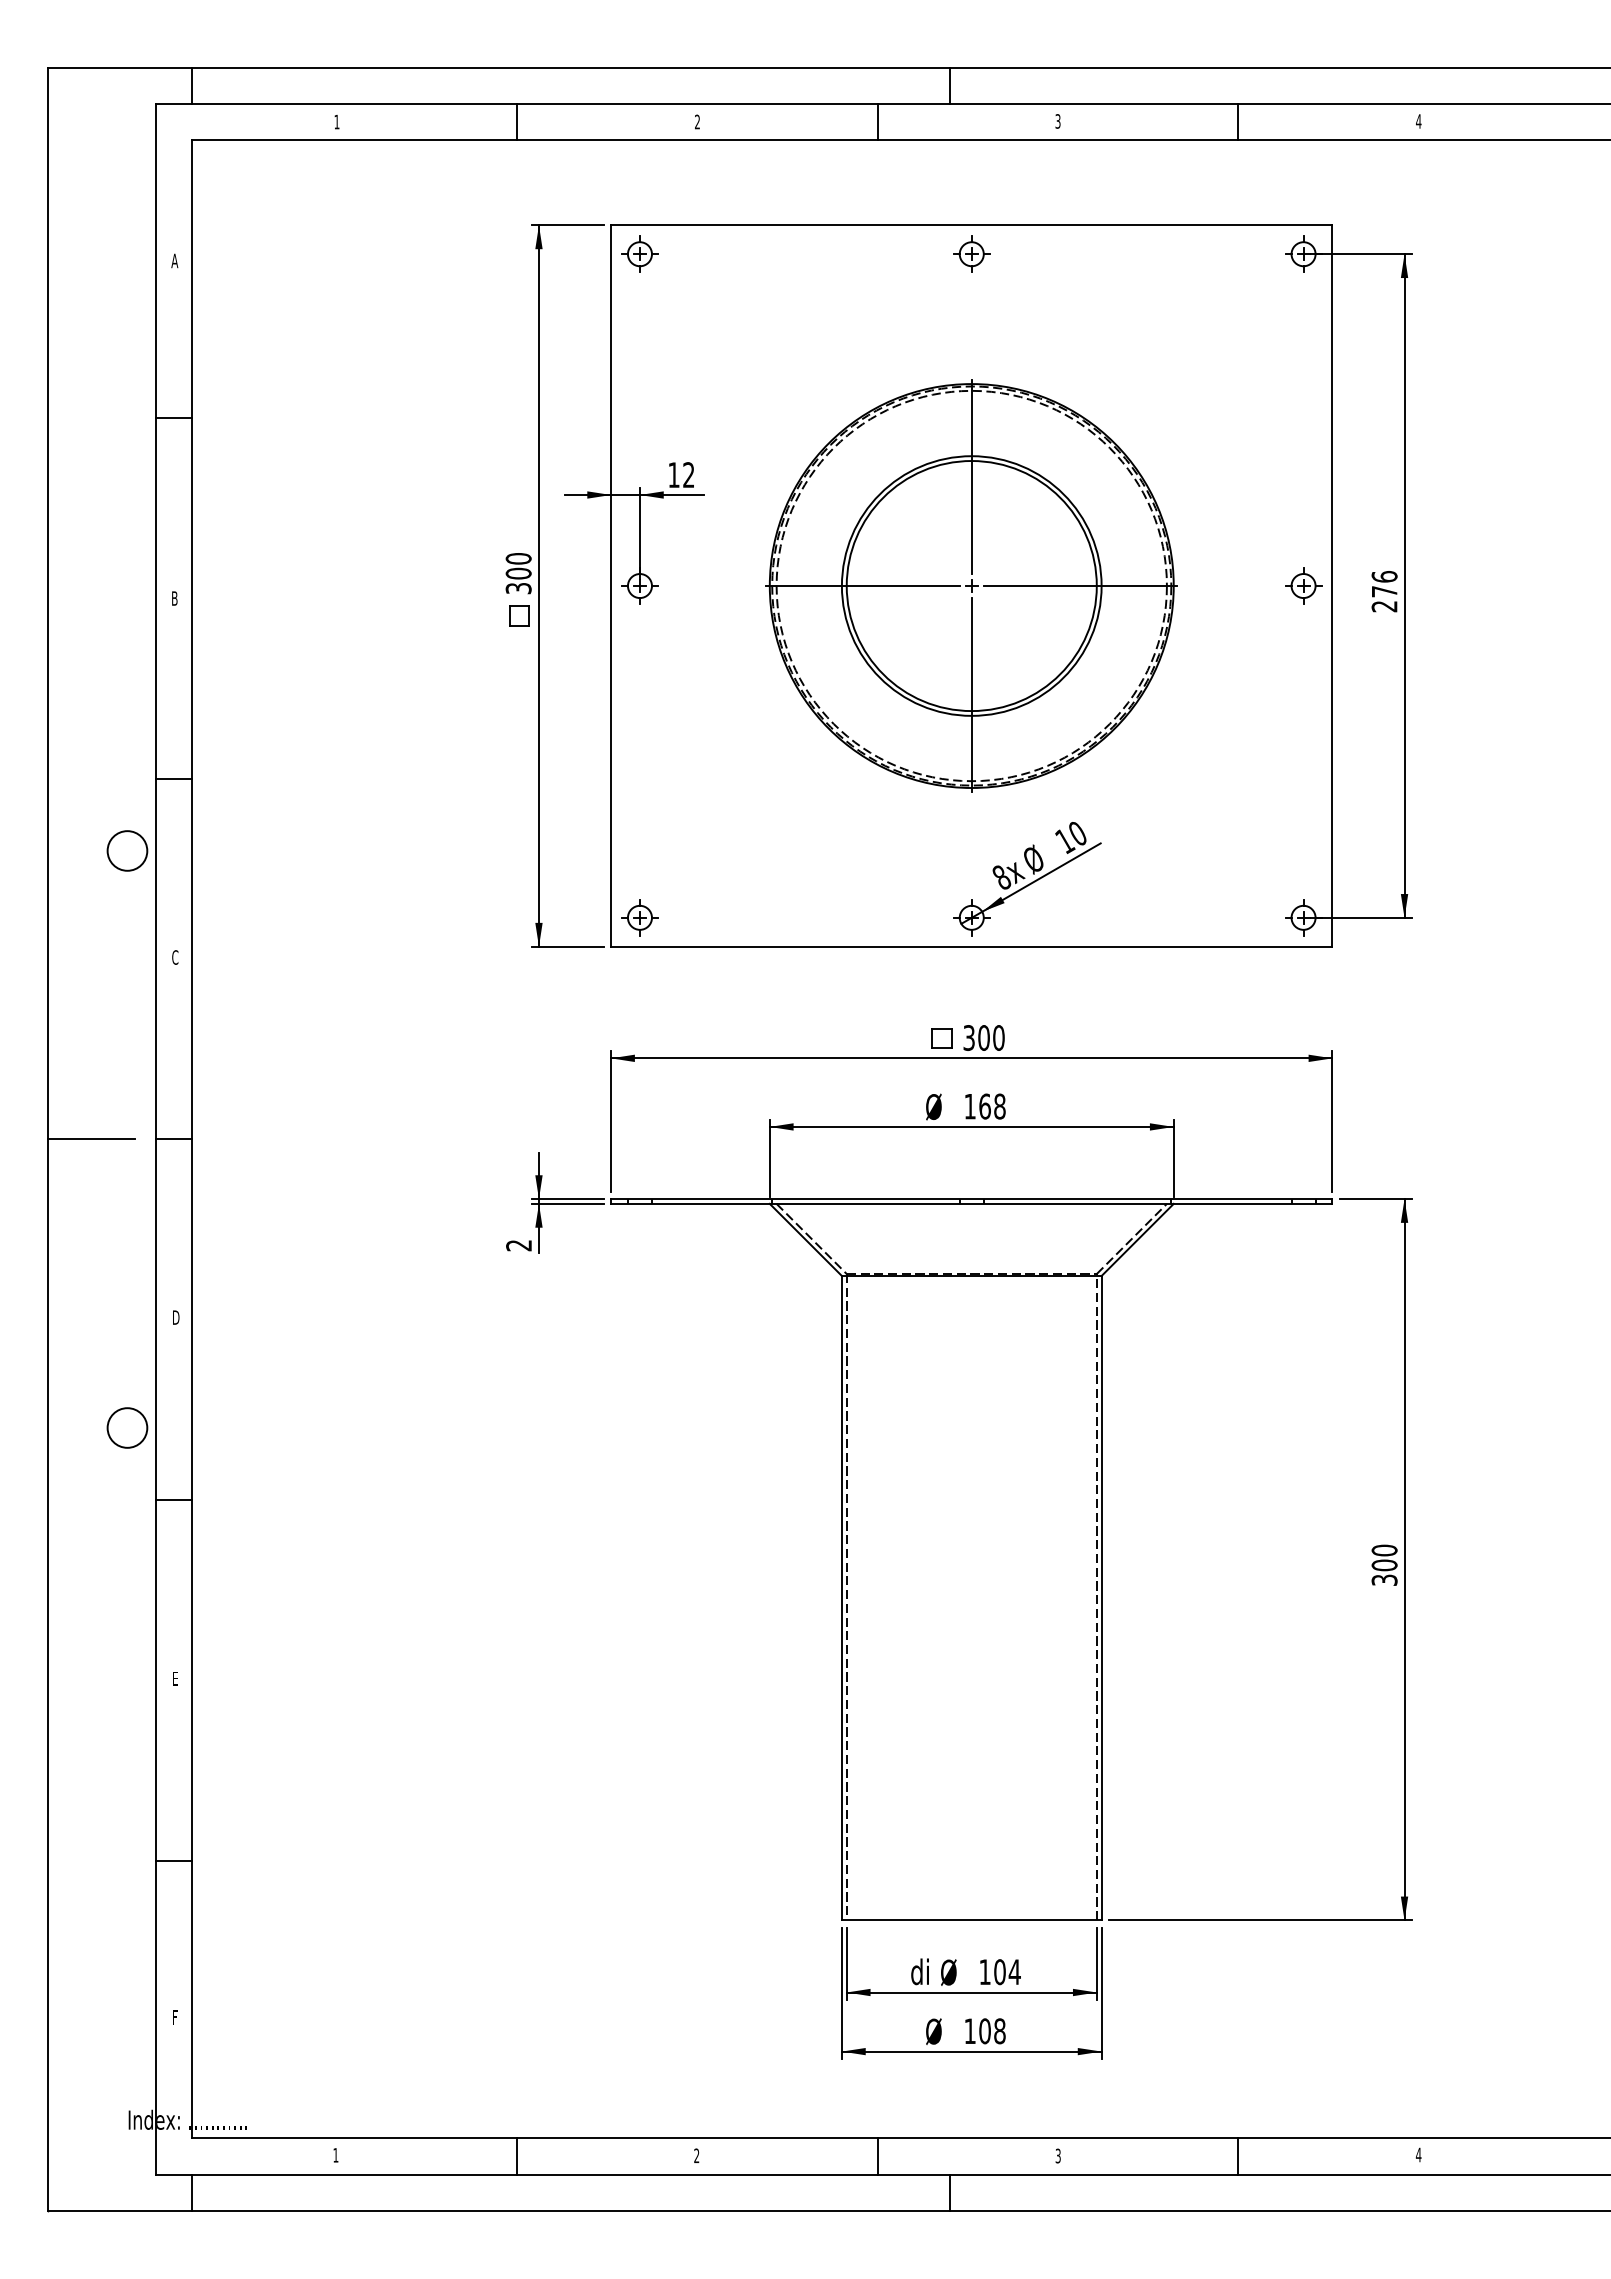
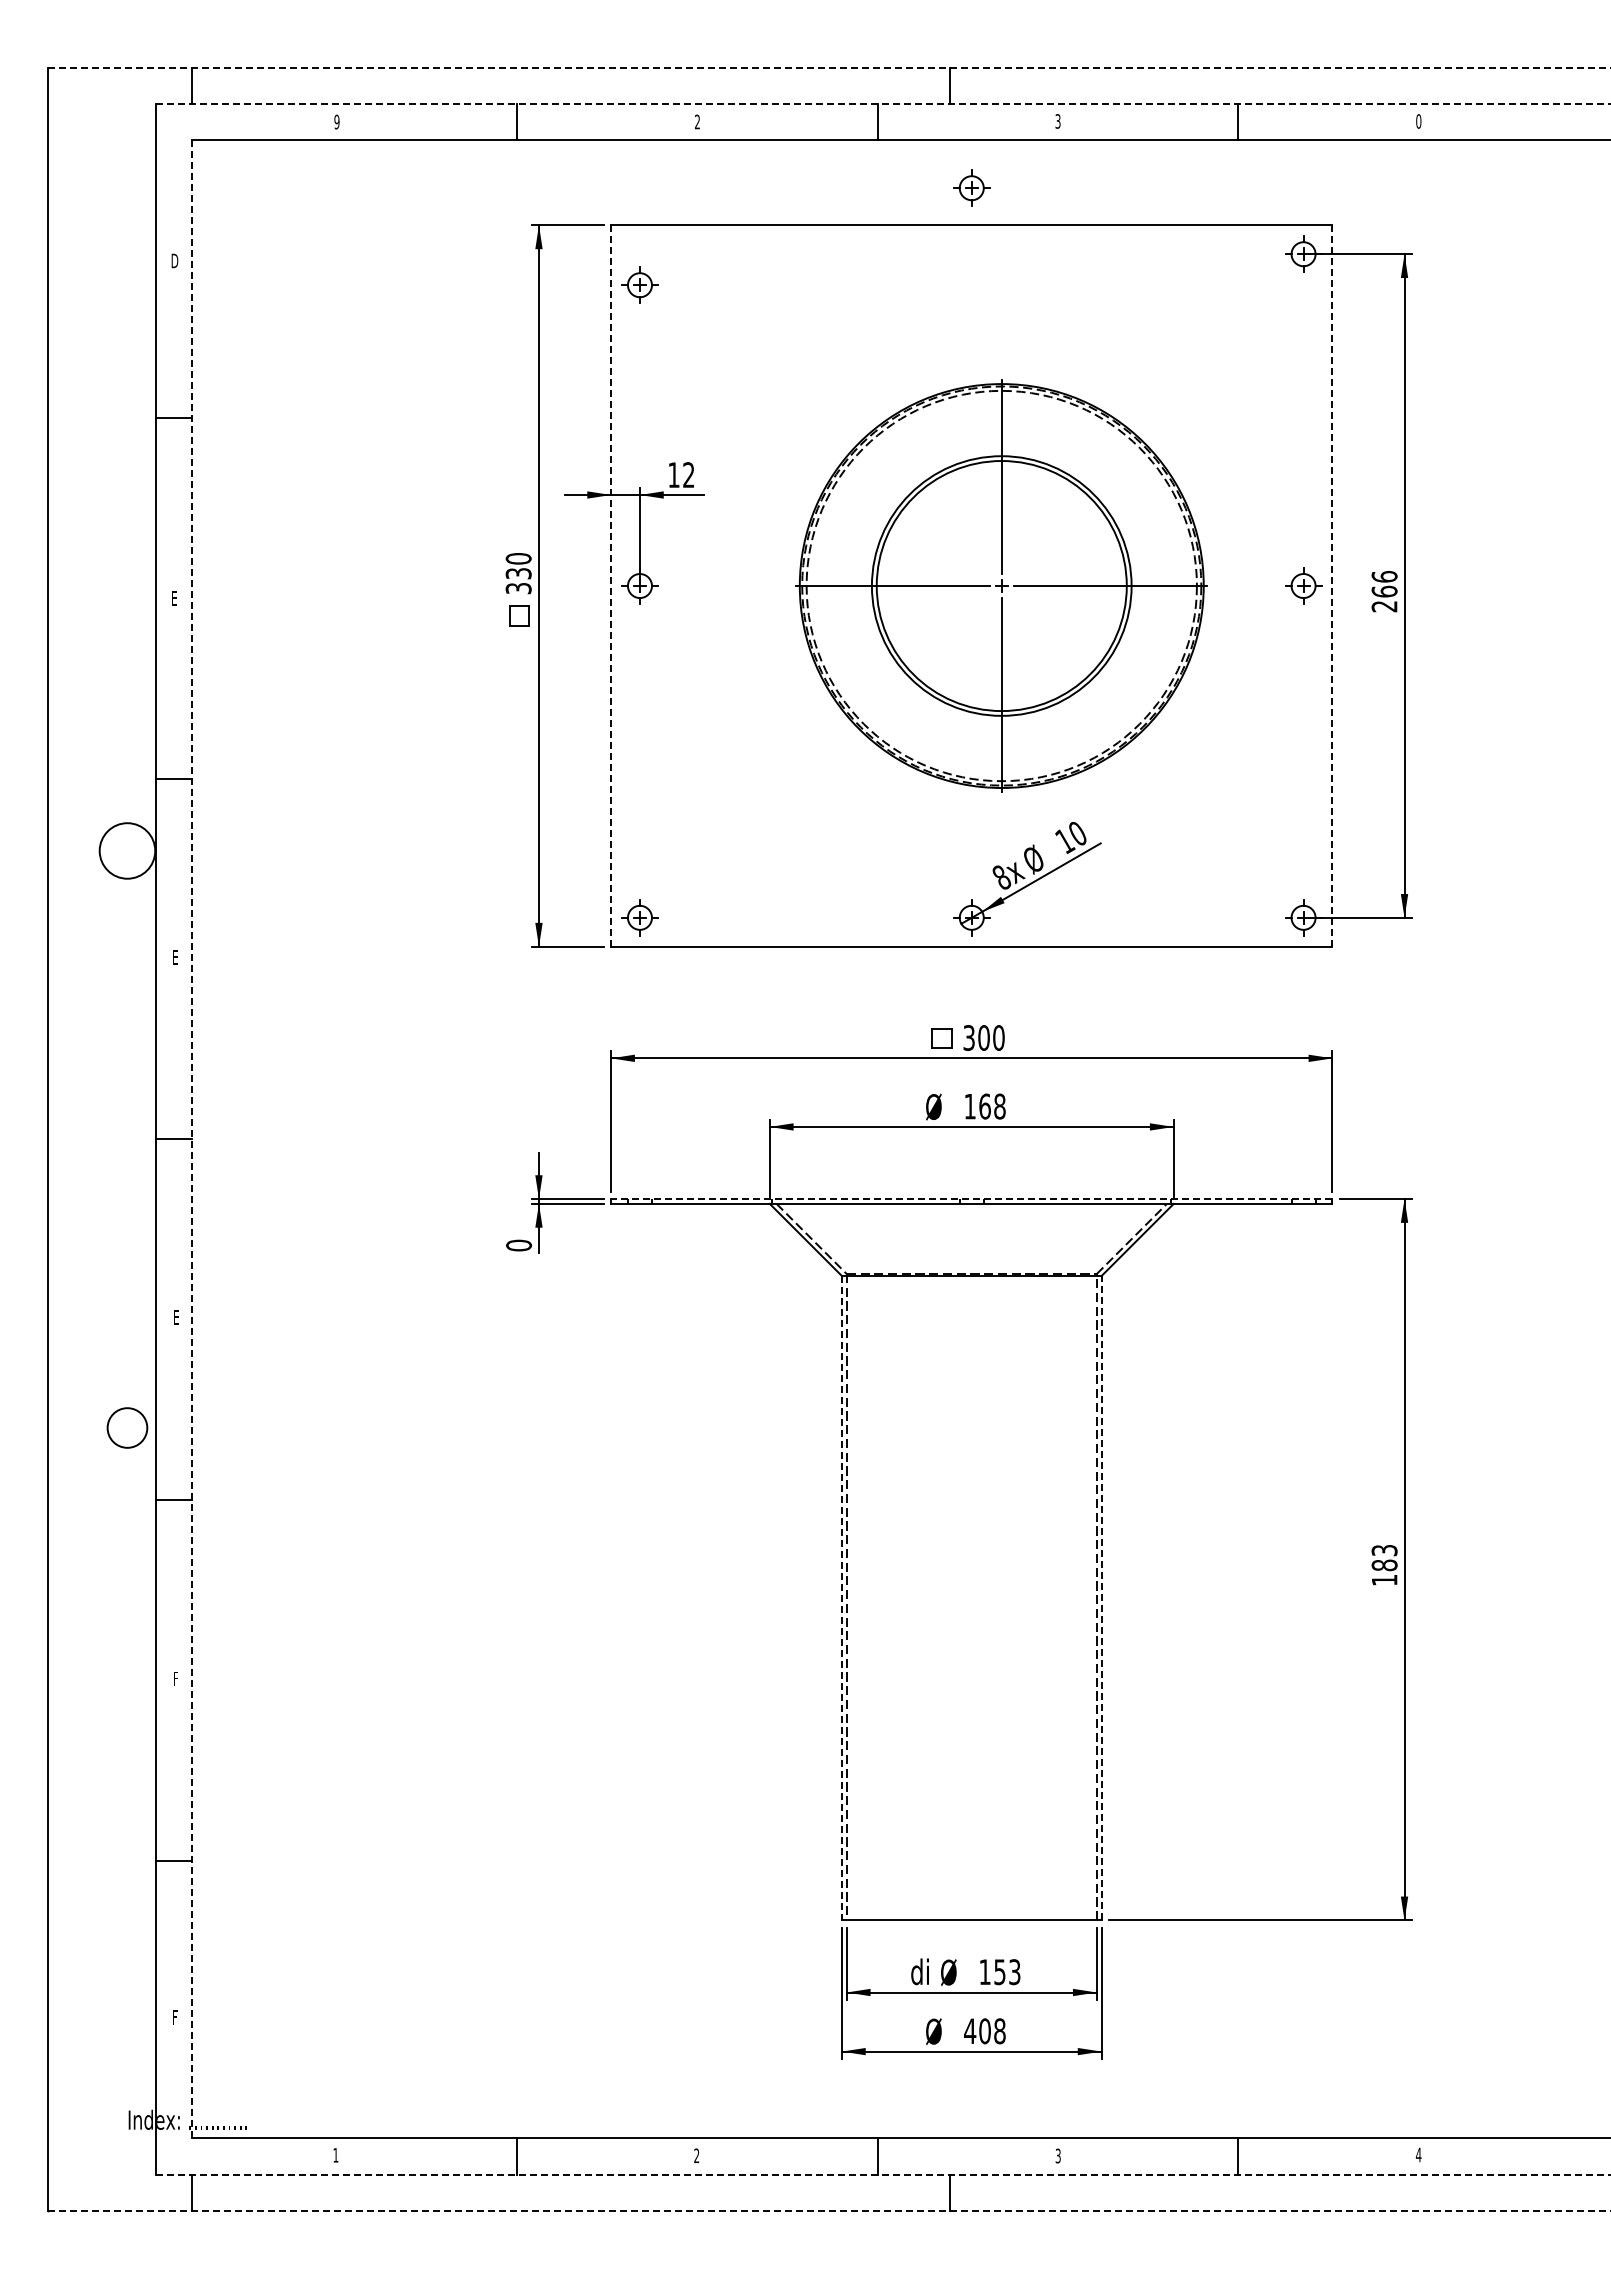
line: solid -> dashed (829, 68)
line: solid -> dashed (884, 104)
text: 1 -> 9 (336, 121)
text: 4 -> 0 (1418, 121)
part position: (639, 253) -> (639, 284) (639, 284)
part position: (971, 253) -> (971, 187) (971, 187)
text: A -> D (174, 260)
text: 300 -> 330 (518, 573)
part position: (971, 585) -> (1001, 585) (1001, 585)
line: solid -> dashed (611, 586)
line: solid -> dashed (1332, 586)
text: 276 -> 266 (1384, 591)
text: B -> E (174, 598)
circle diameter: 40 px -> 56 px (127, 850)
text: C -> E (175, 957)
line: present -> none (91, 1139)
line: solid -> dashed (192, 1139)
line: solid -> dashed (971, 1199)
text: 2 -> 0 (519, 1245)
text: D -> E (176, 1317)
text: 300 -> 183 (1384, 1564)
line: solid -> dashed (1101, 1597)
line: solid -> dashed (841, 1598)
text: E -> F (175, 1678)
text: 104 -> 153 (1007, 1972)
text: 108 -> 408 (970, 2030)
line: solid -> dashed (884, 2174)
line: solid -> dashed (829, 2210)
